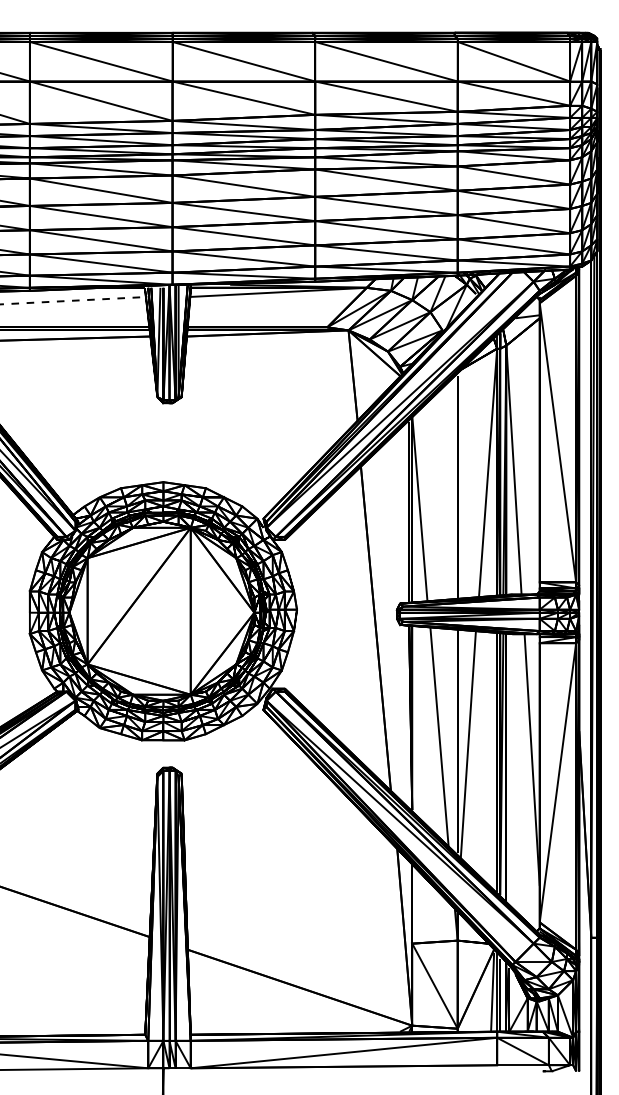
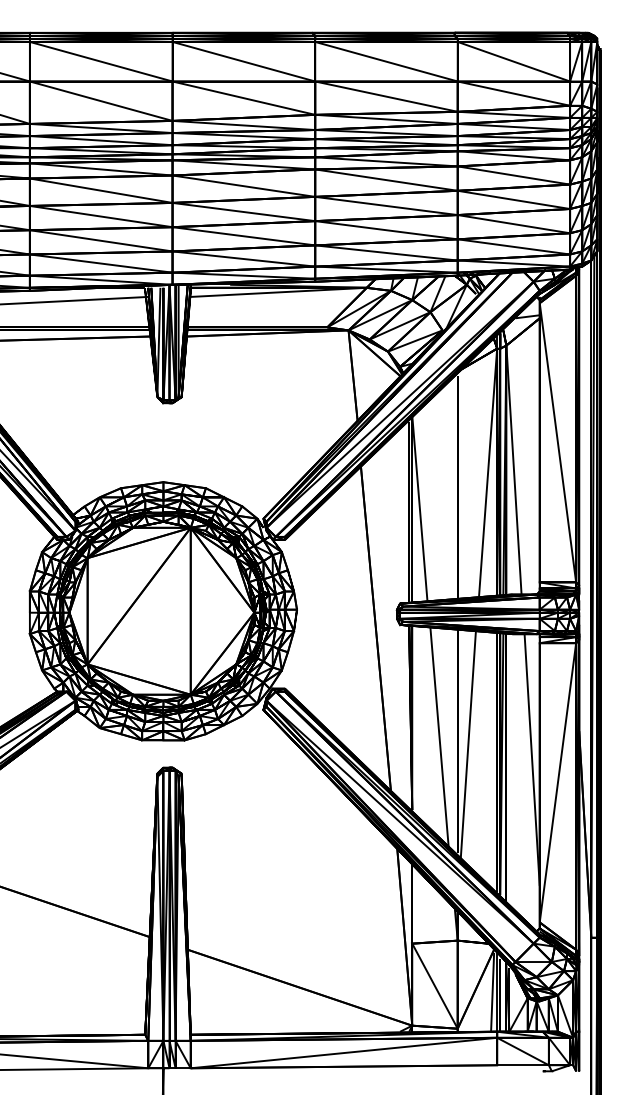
line: dashed -> solid (74, 300)
